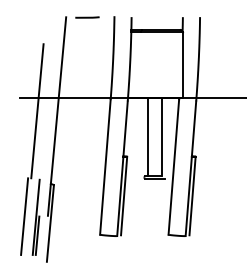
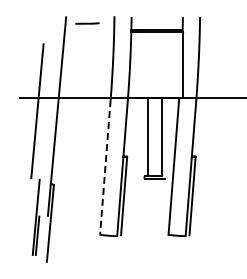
line position: (87, 17) -> (87, 23) (87, 23)
line: solid -> dashed (105, 167)
line: present -> none (24, 216)
